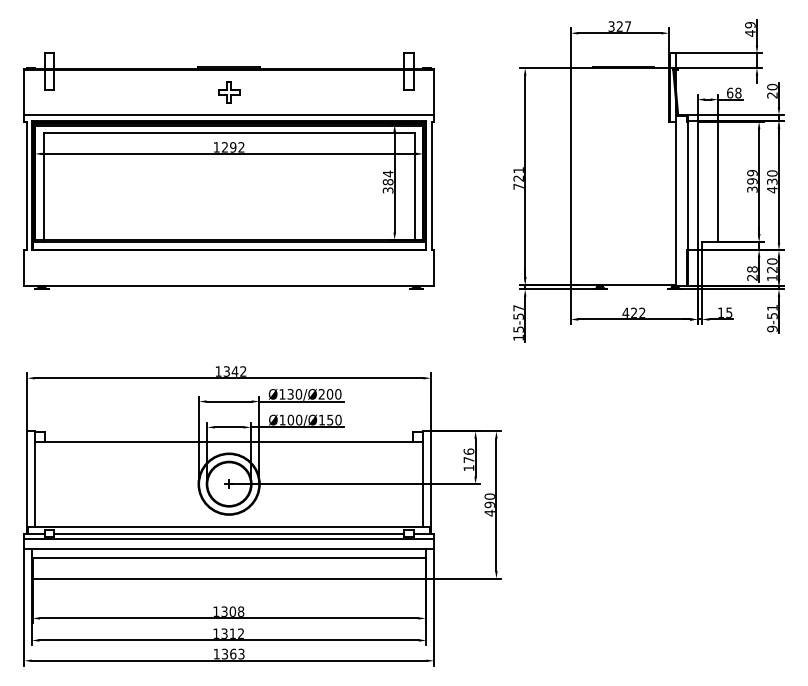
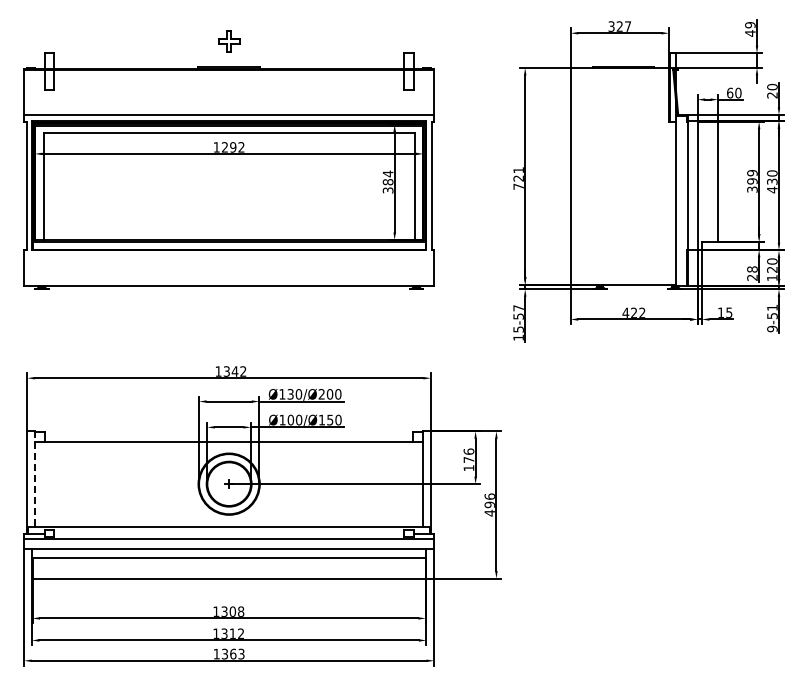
part position: (229, 92) -> (229, 41) (229, 41)
text: 68 -> 60 (738, 93)
line: solid -> dashed (34, 478)
text: 490 -> 496 (489, 496)
line: present -> none (228, 533)
